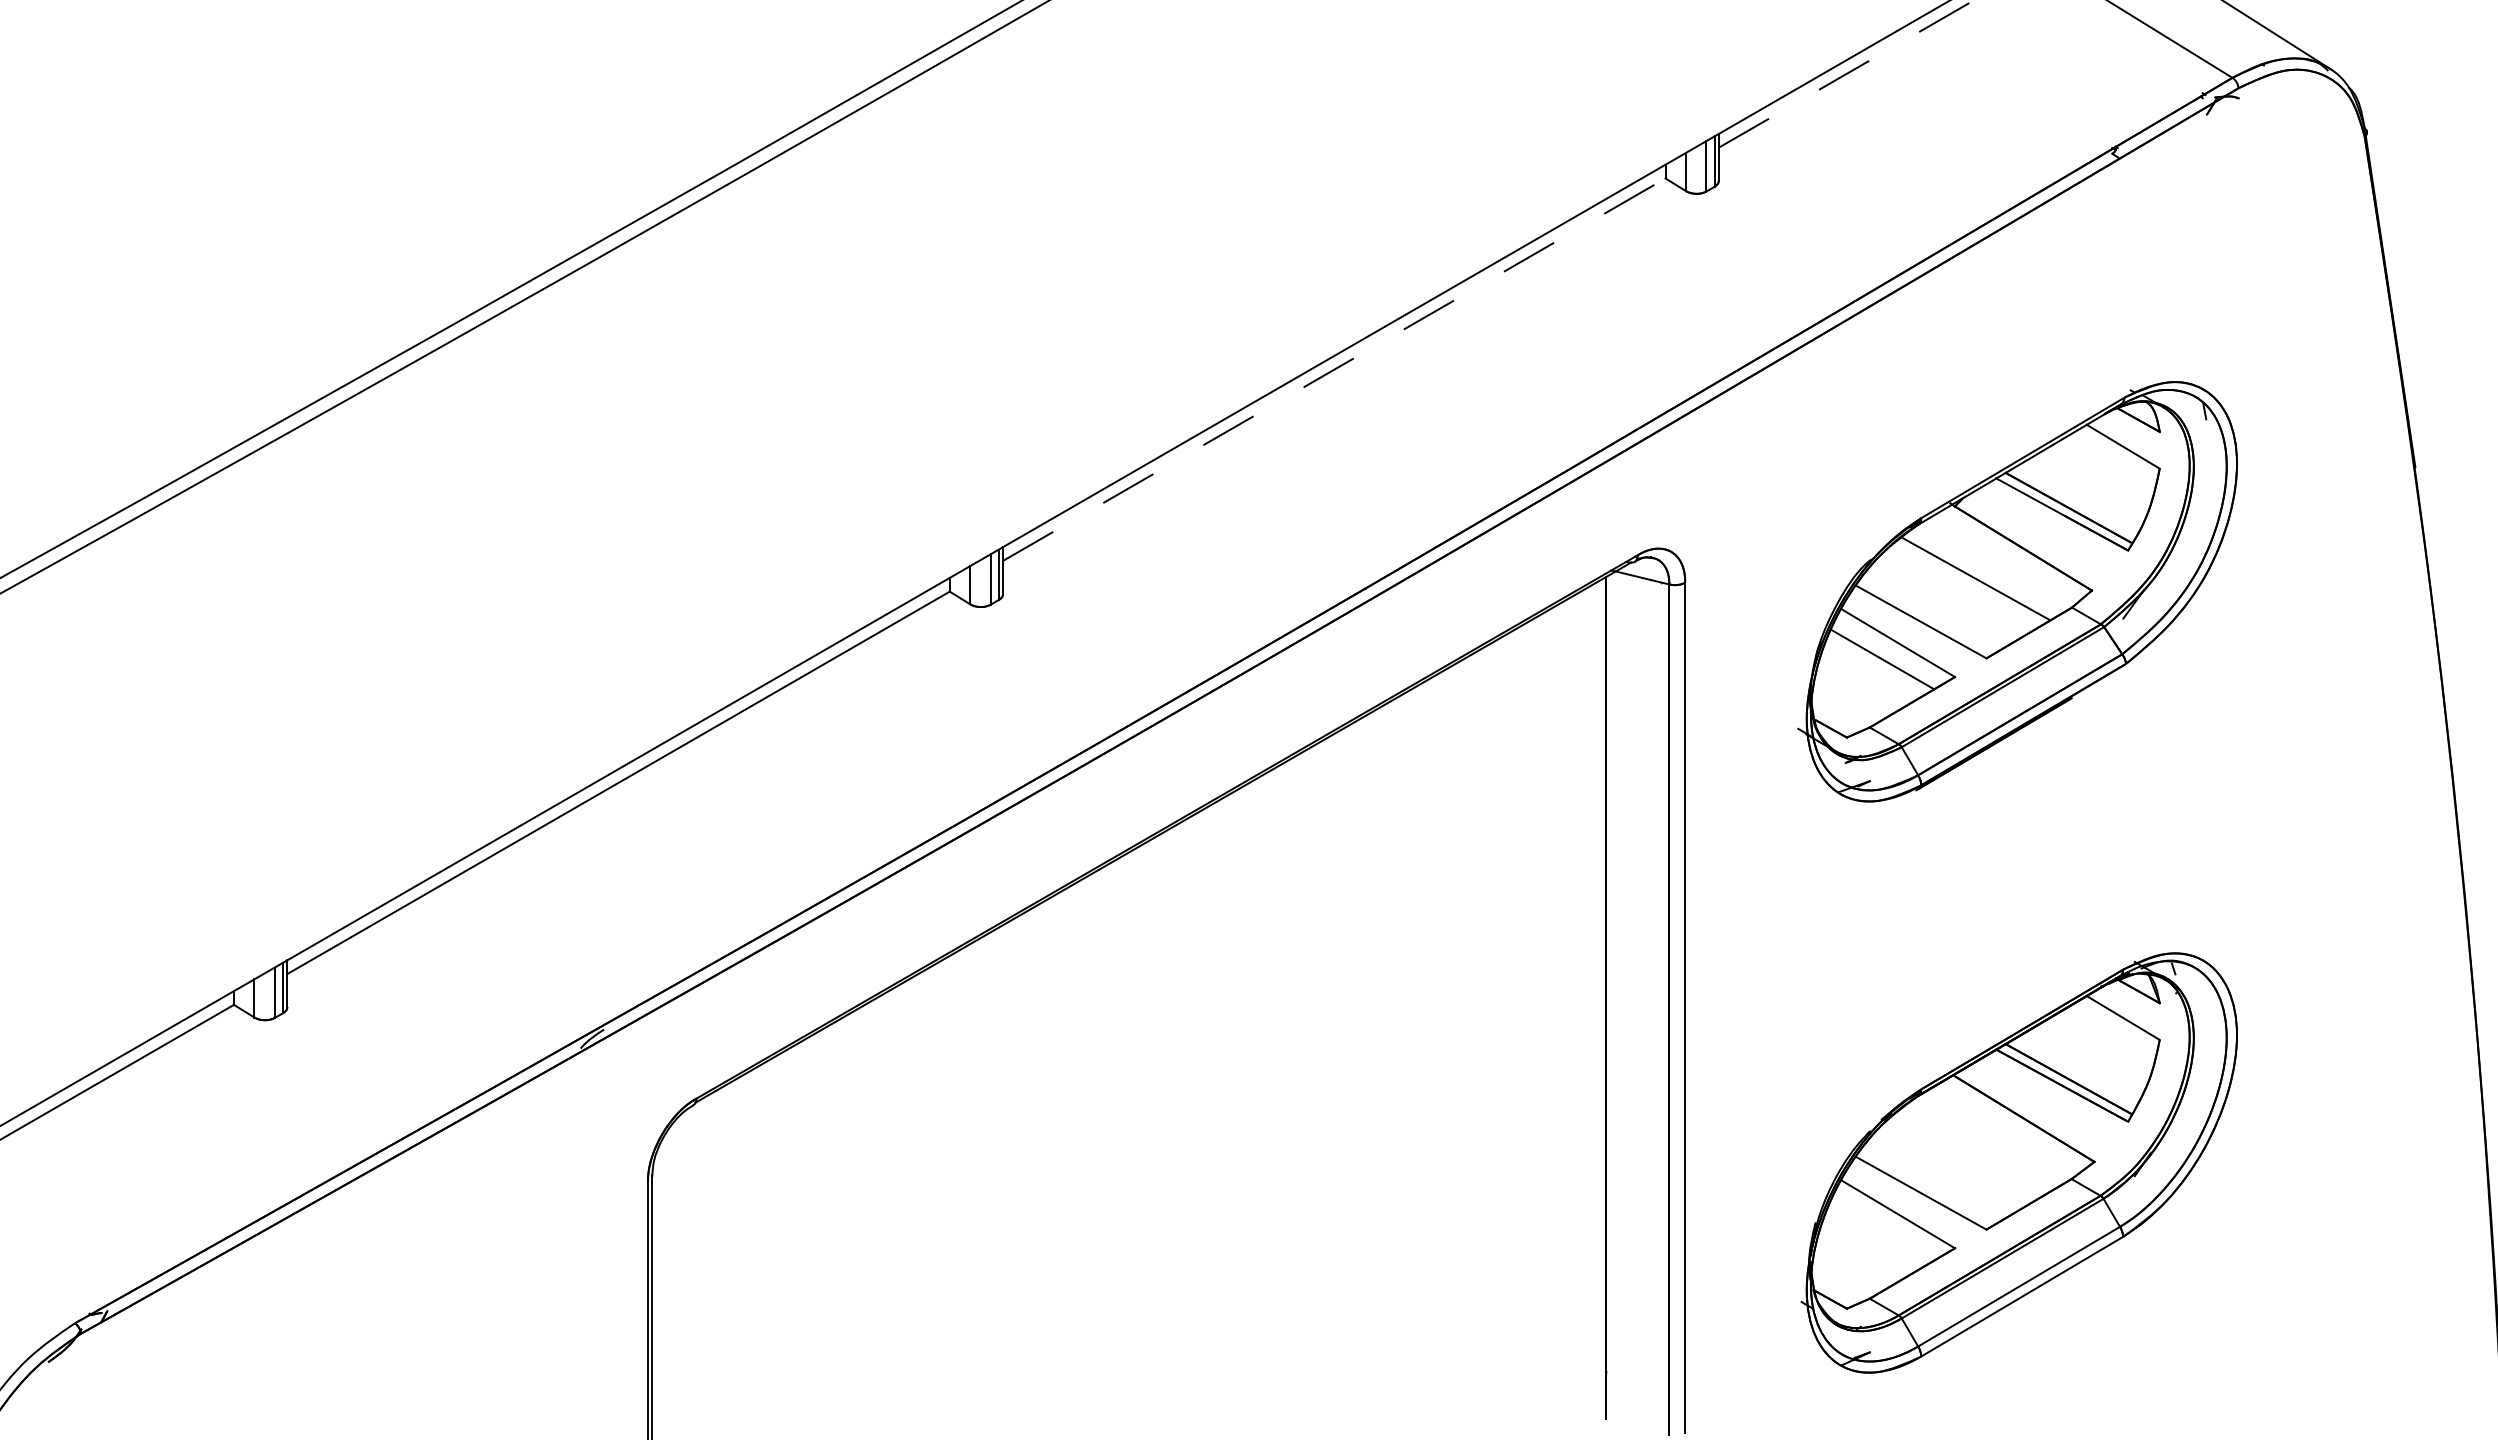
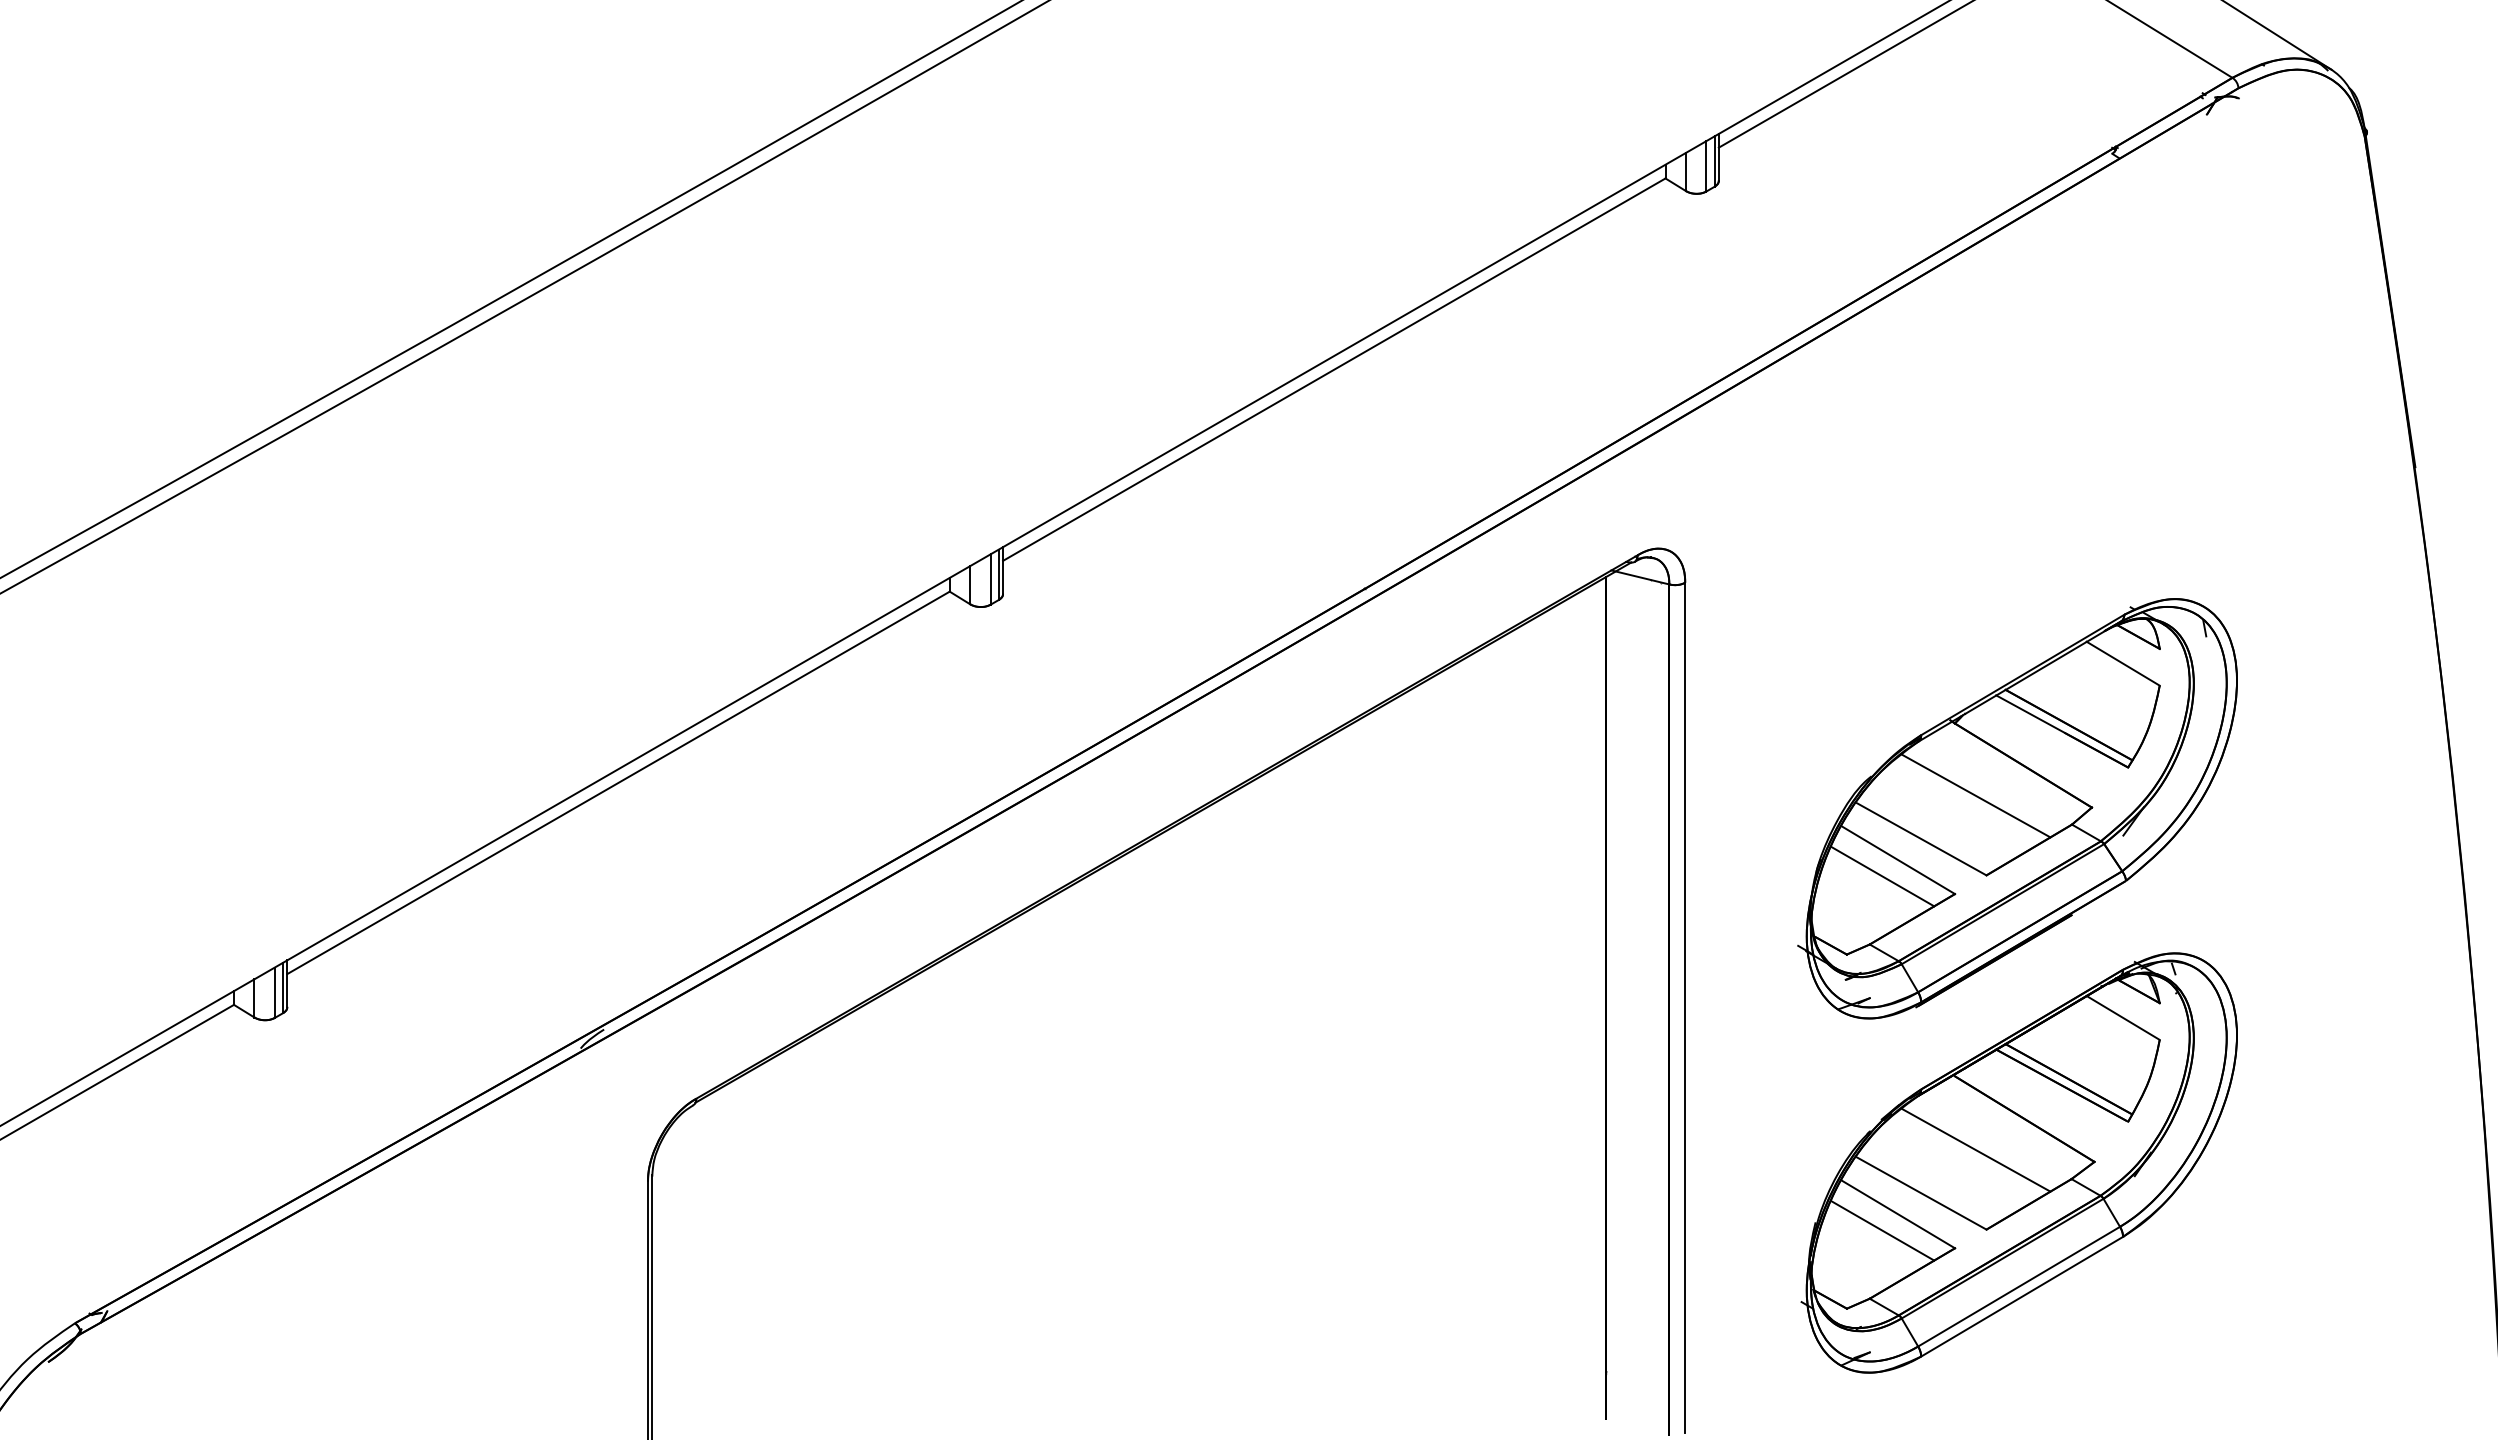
line: dashed -> solid (1846, 73)
line: dashed -> solid (1334, 369)
part position: (2017, 591) -> (2017, 808) (2017, 808)
line: none -> present (1976, 1150)
line: none -> present (1882, 1230)
